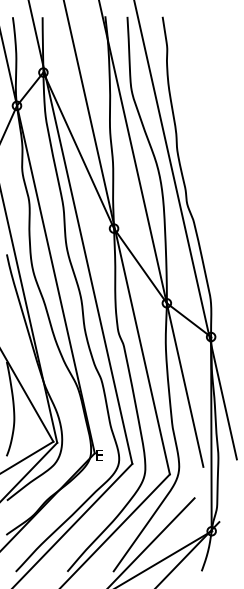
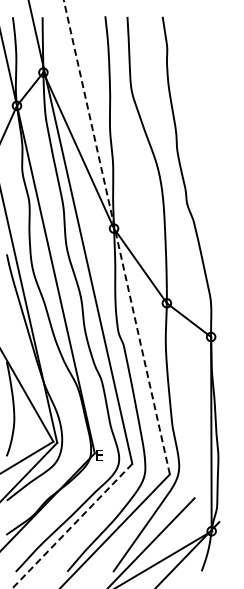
line: present -> none (185, 230)
line: present -> none (151, 234)
line: solid -> dashed (116, 237)
line: solid -> dashed (72, 526)
